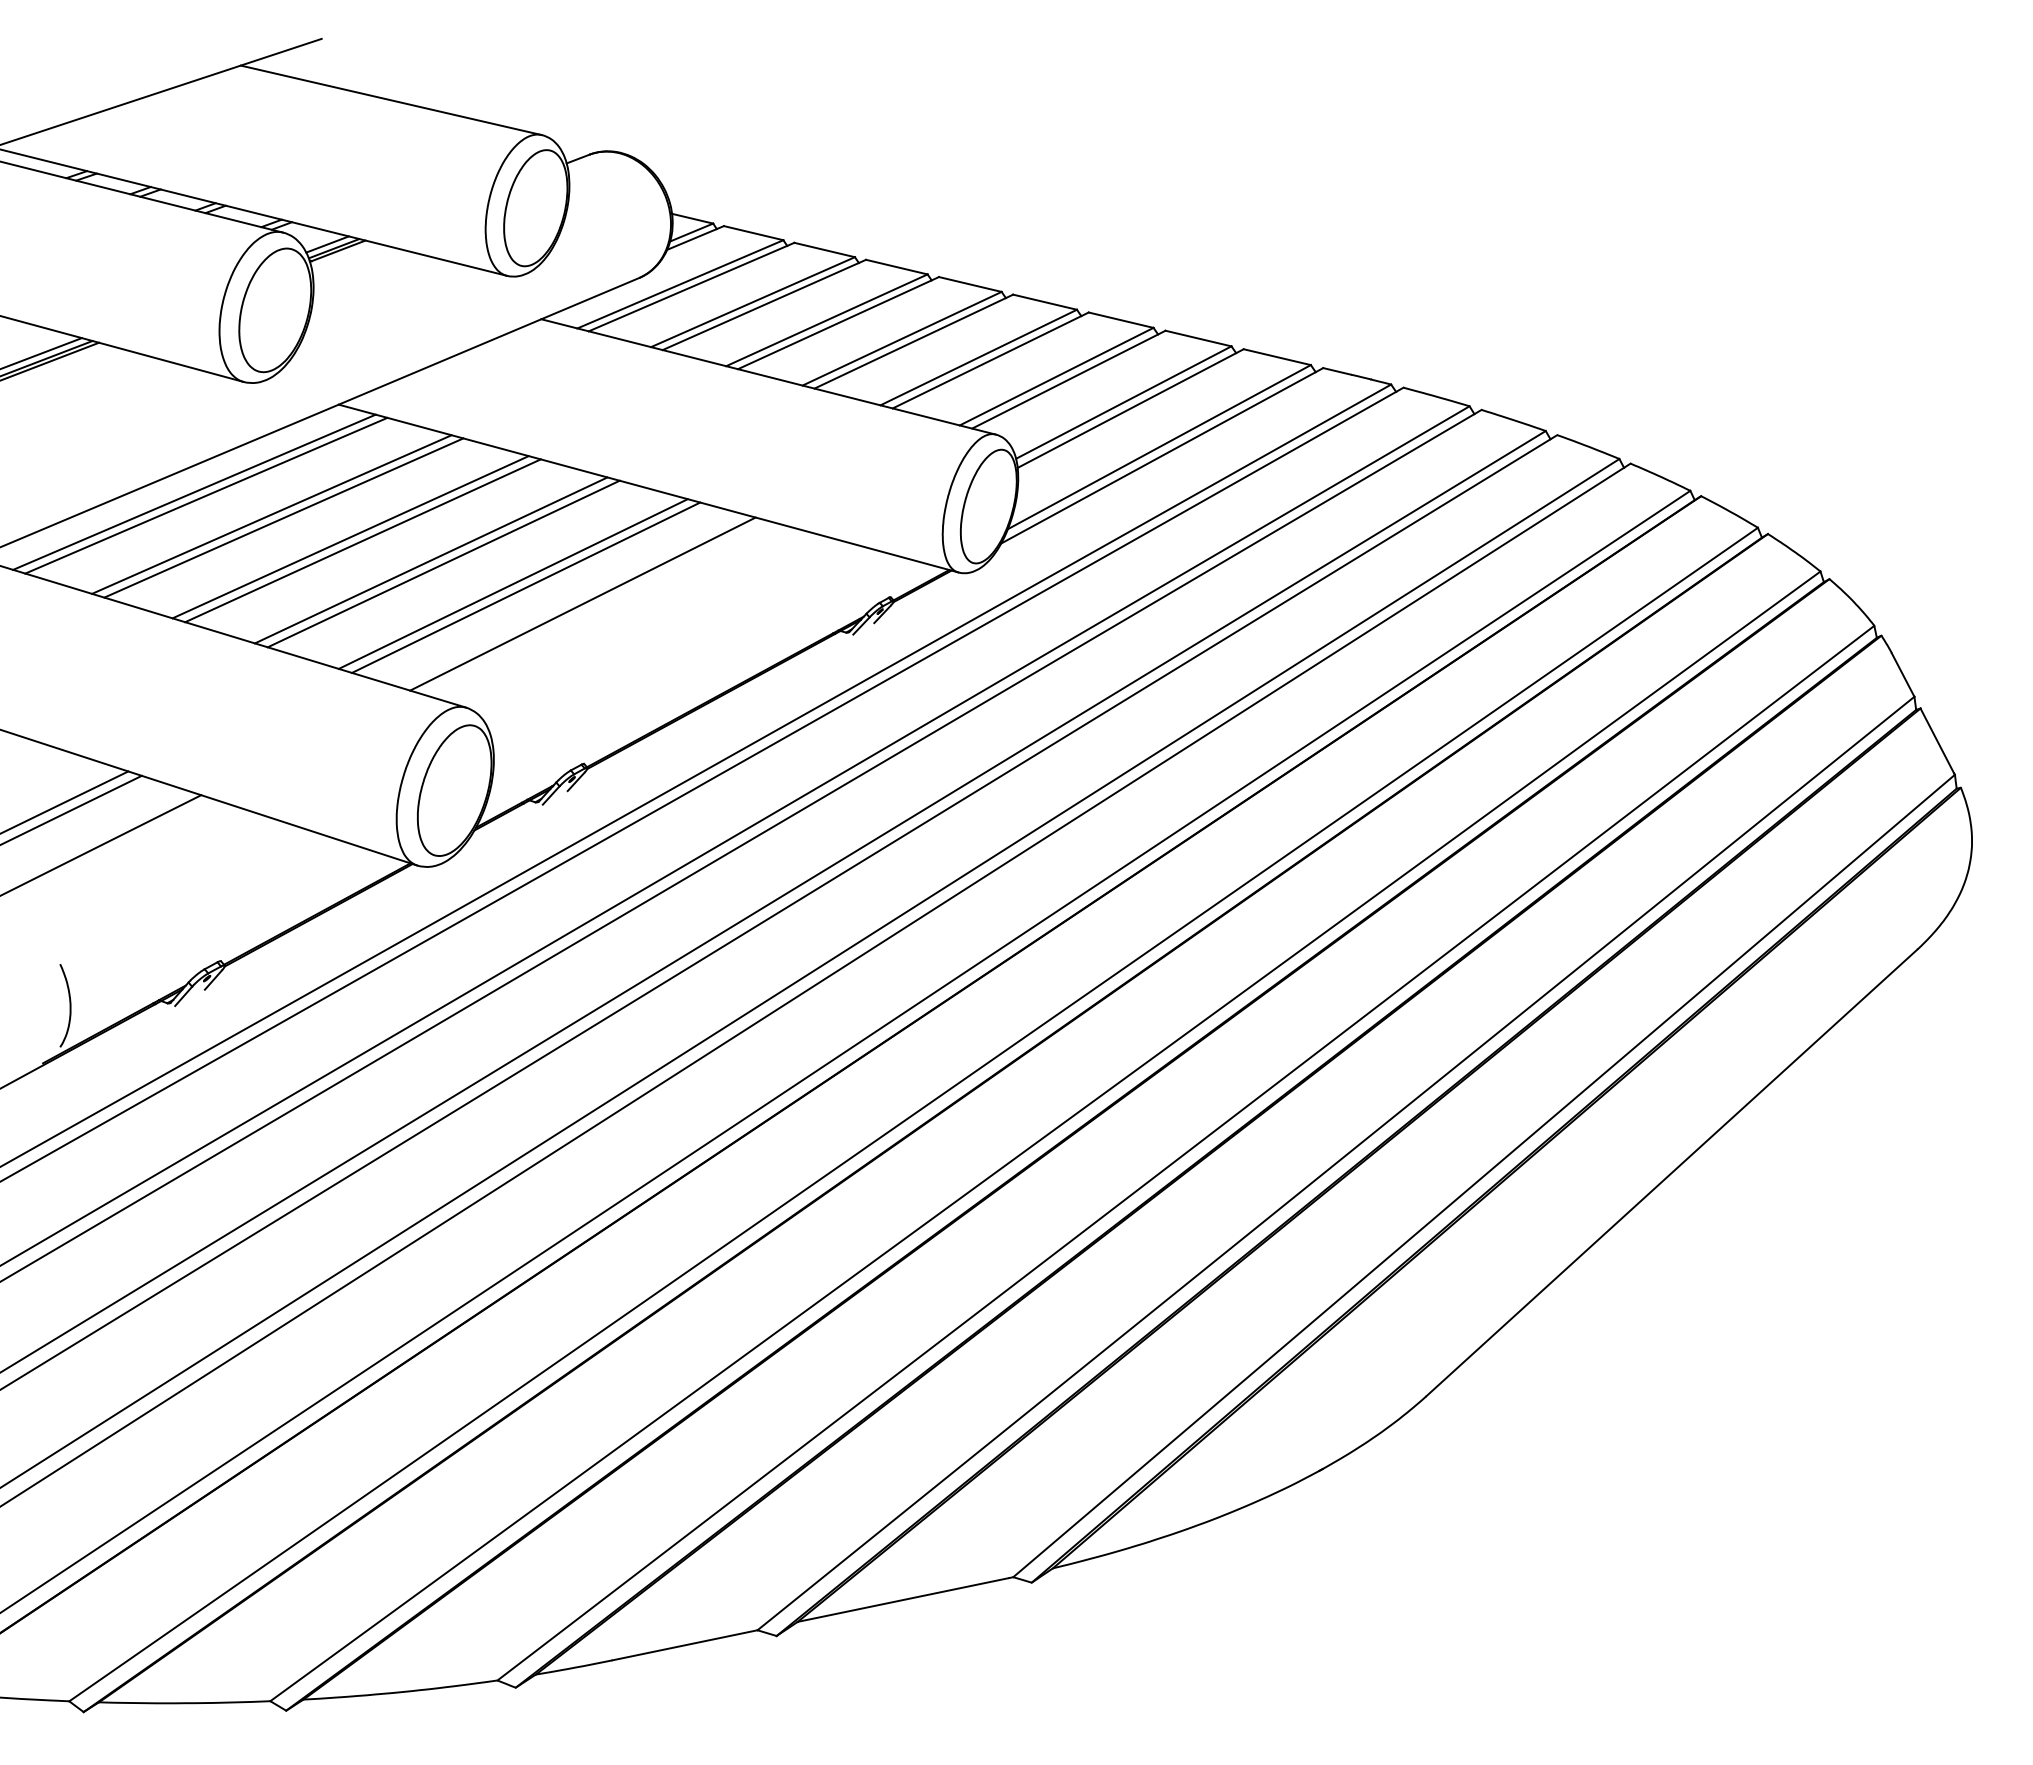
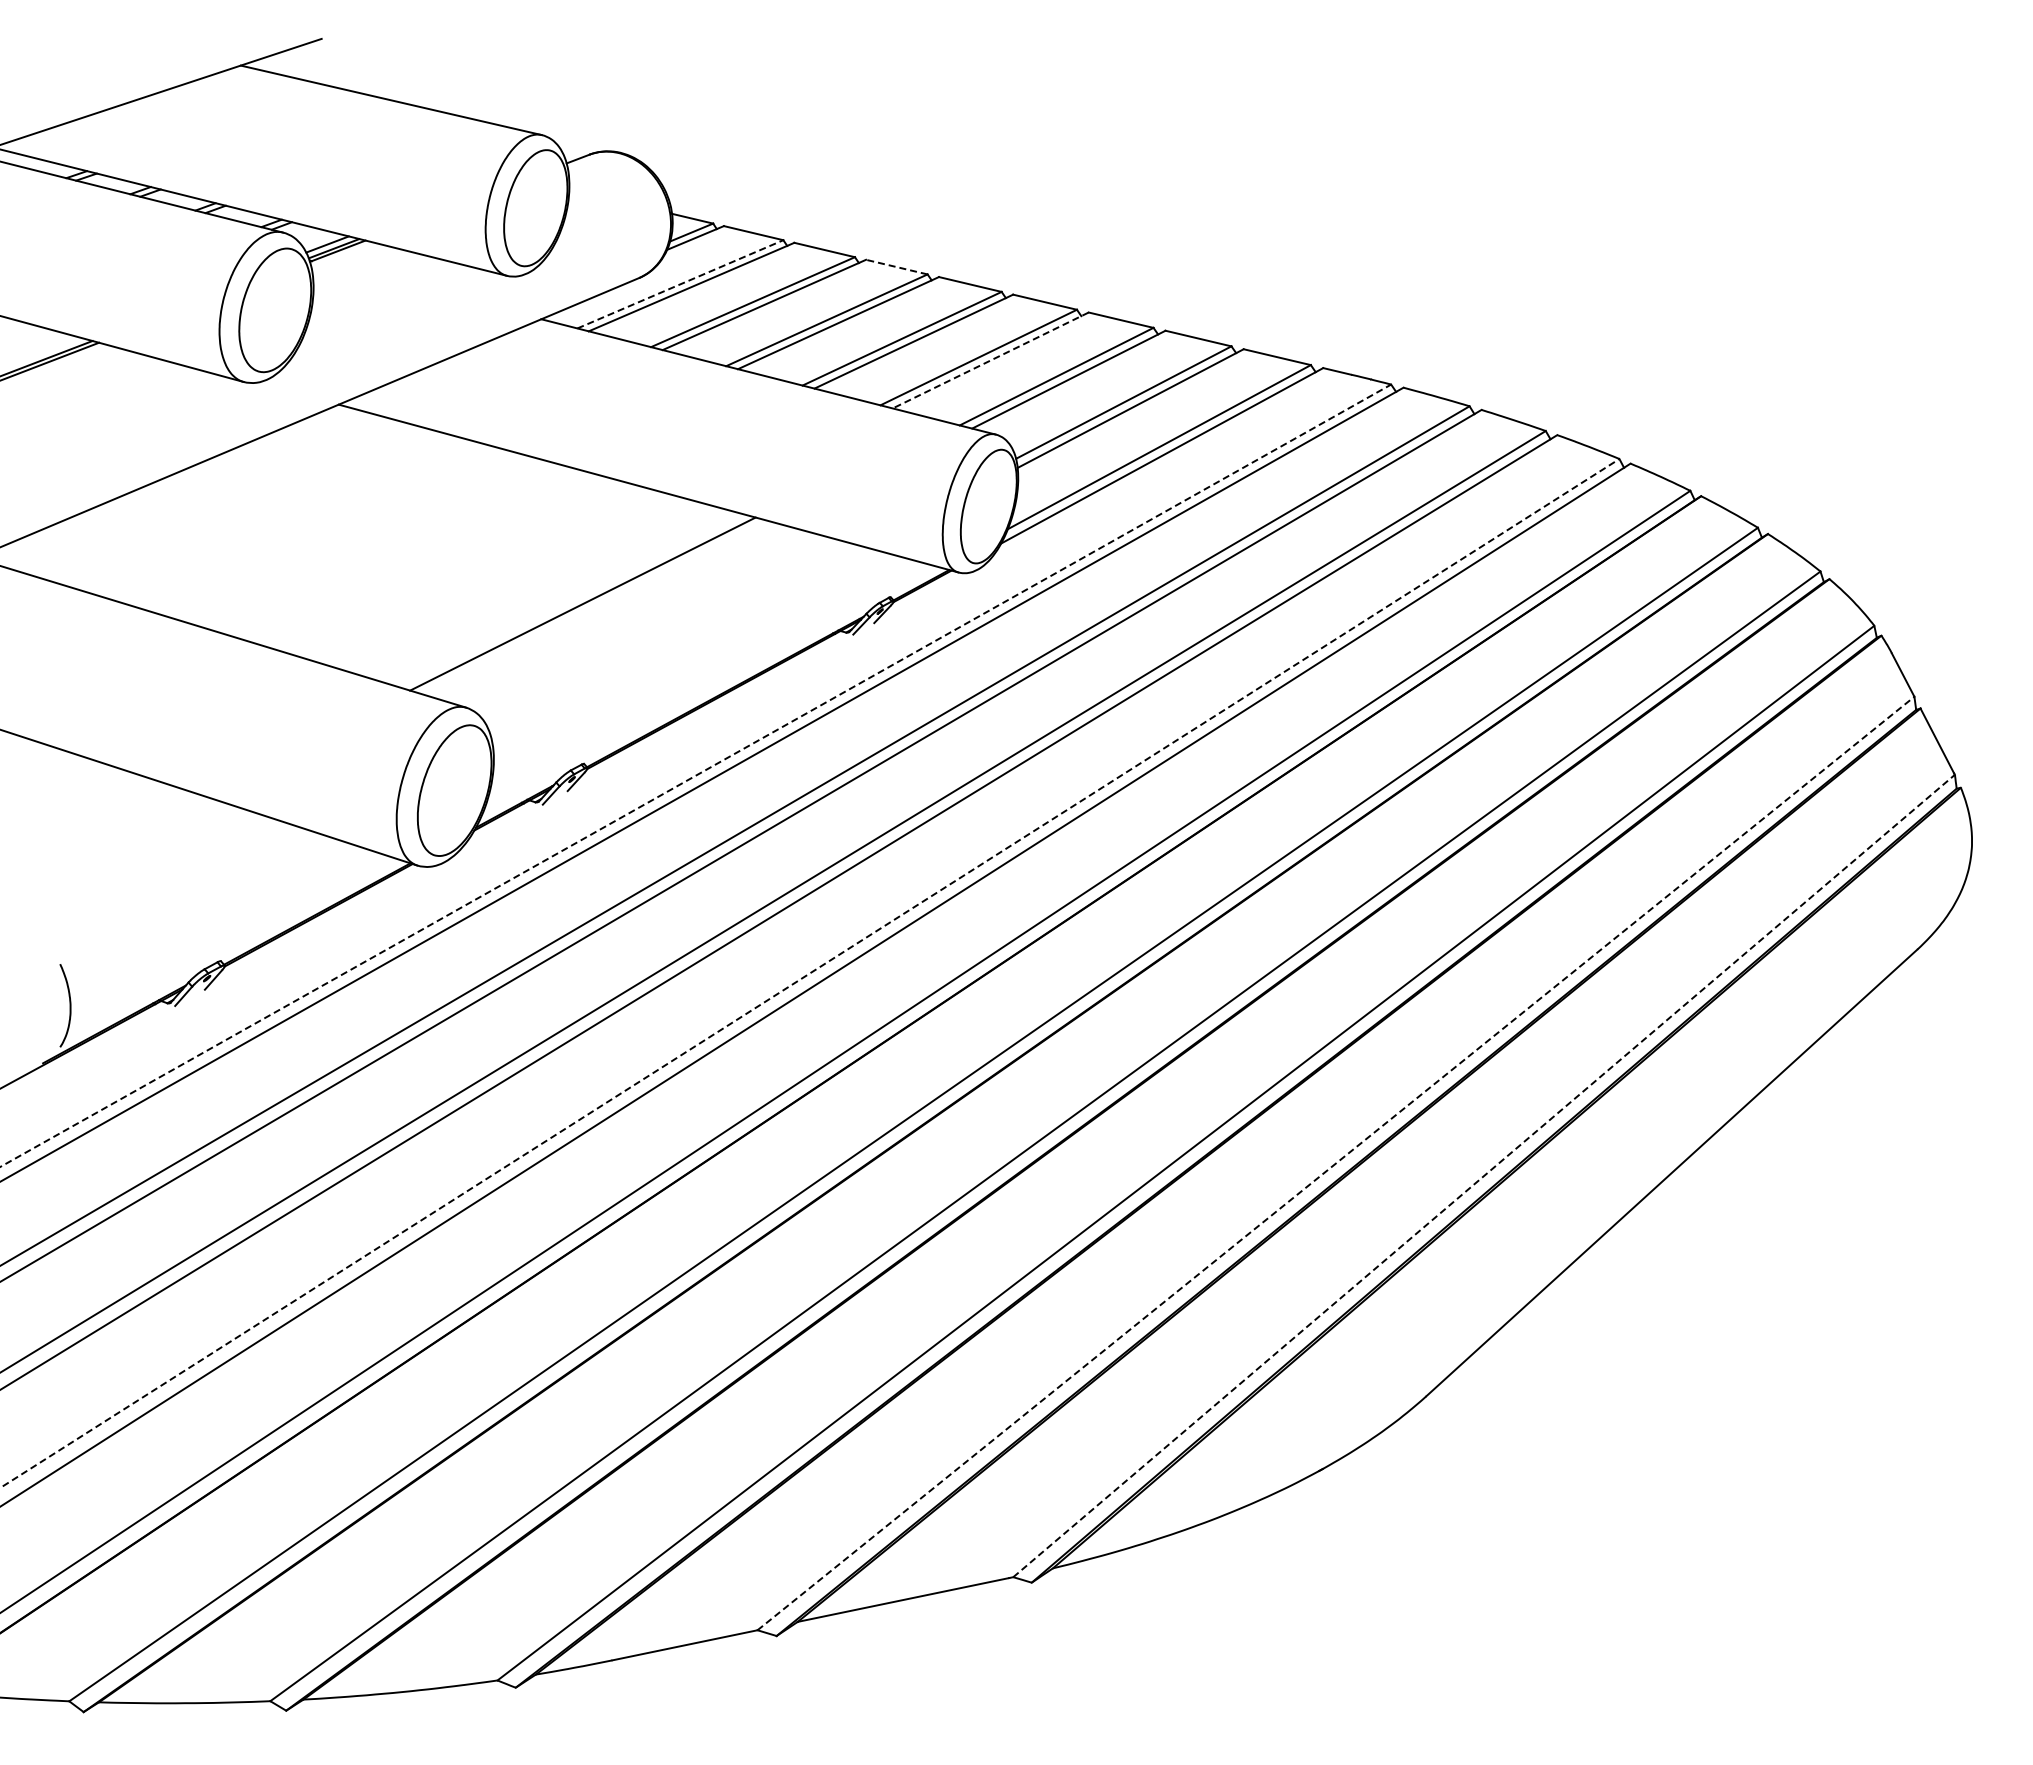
line: solid -> dashed (896, 267)
line: solid -> dashed (680, 284)
line: present -> none (41, 353)
line: solid -> dashed (990, 360)
line: present -> none (194, 491)
line: present -> none (206, 495)
line: present -> none (271, 514)
line: present -> none (283, 517)
line: present -> none (350, 537)
line: present -> none (362, 540)
line: present -> none (430, 560)
line: present -> none (443, 563)
line: present -> none (512, 583)
line: present -> none (526, 587)
line: solid -> dashed (695, 775)
line: present -> none (65, 801)
line: present -> none (71, 809)
line: present -> none (101, 845)
line: solid -> dashed (810, 973)
line: solid -> dashed (1336, 1163)
line: solid -> dashed (1484, 1176)
